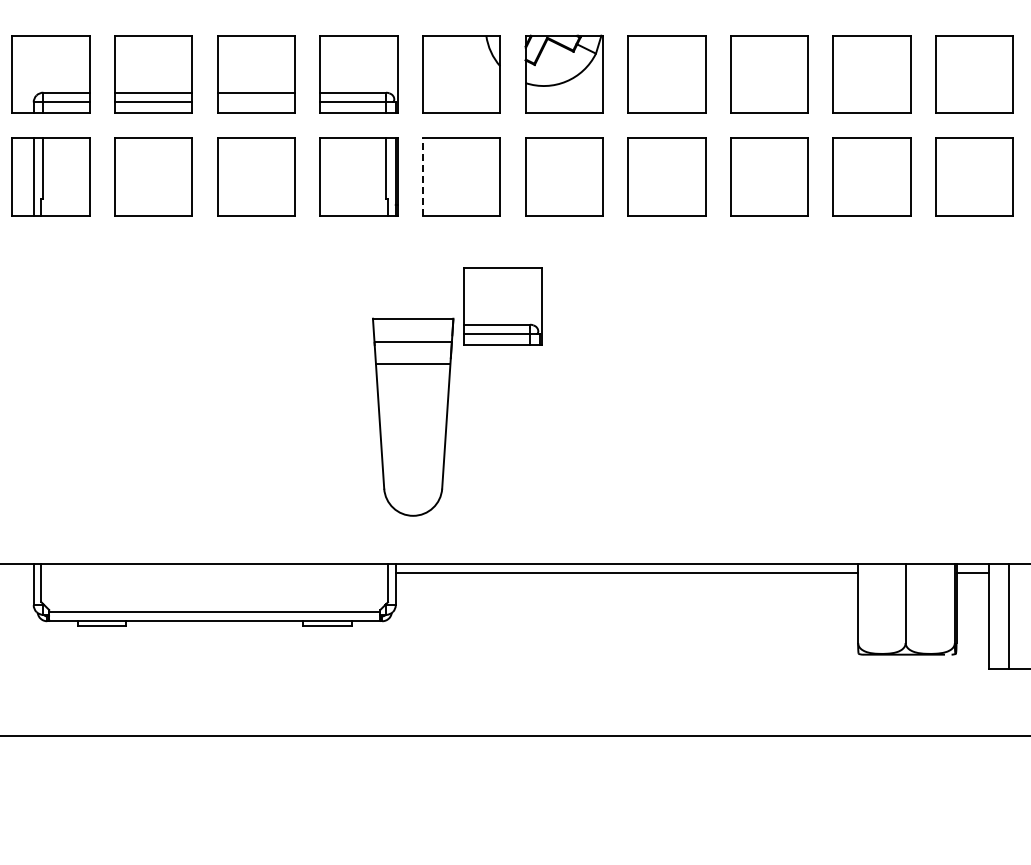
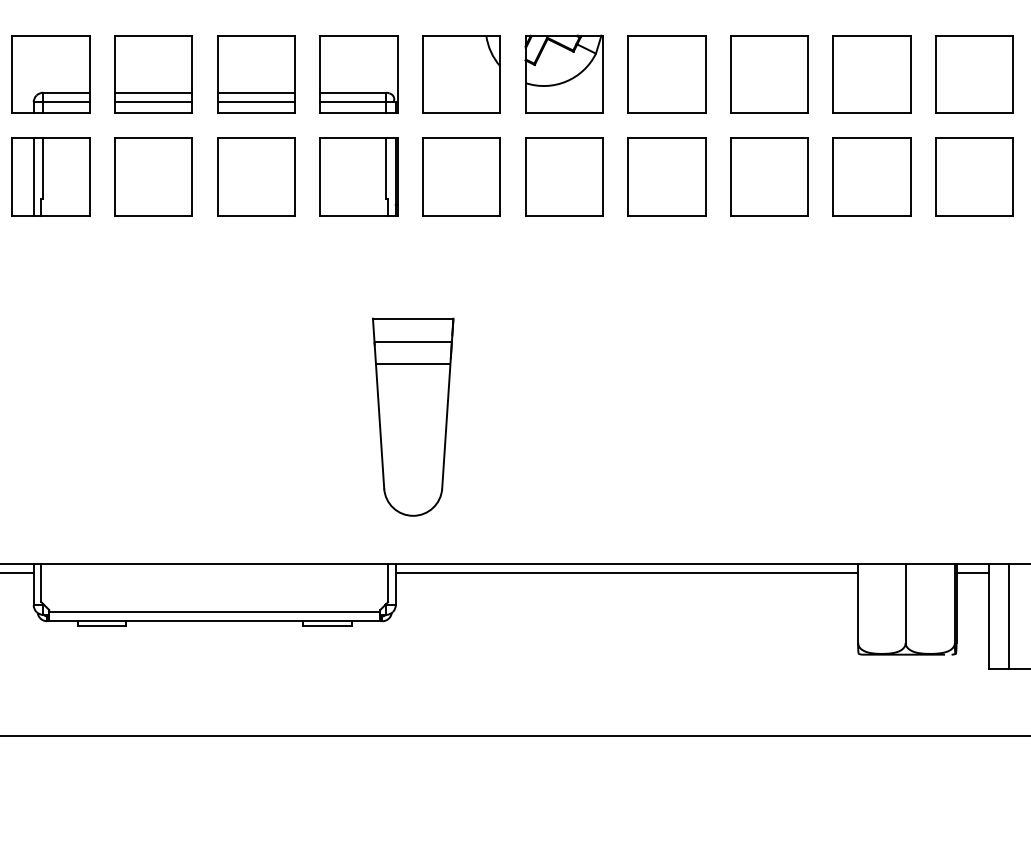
line: none -> present (256, 102)
line: dashed -> solid (422, 177)
part: present -> none (502, 306)
line: none -> present (17, 573)
